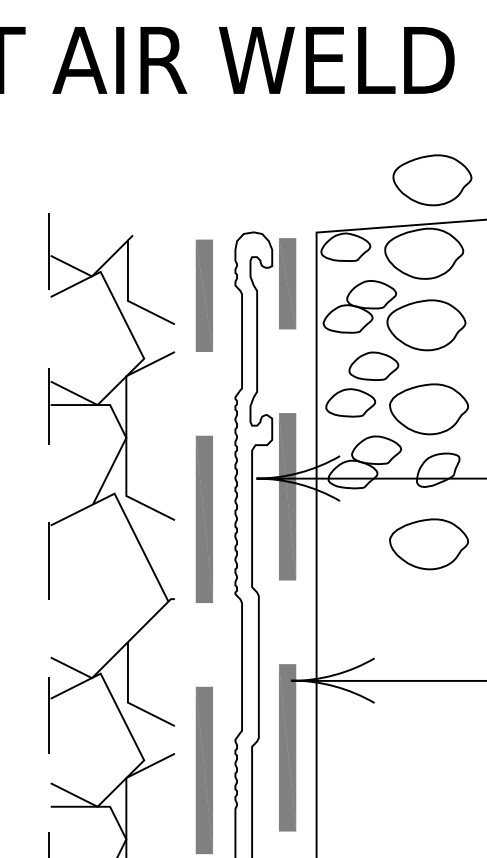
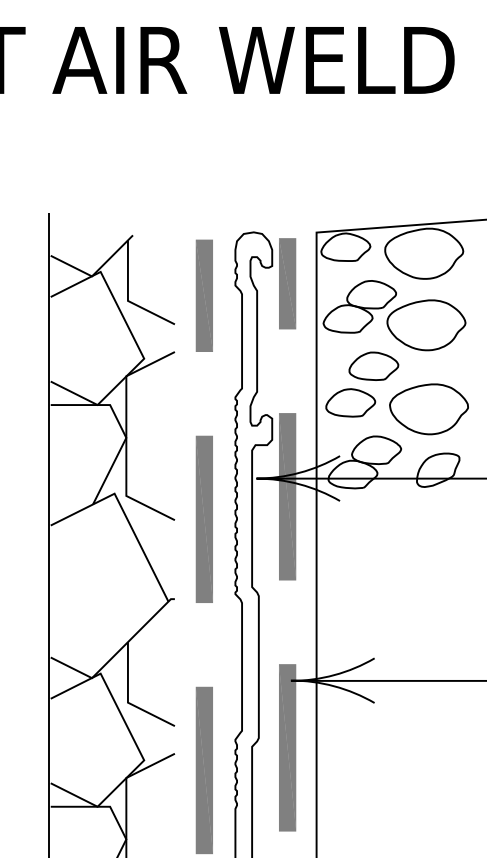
part: present -> none (432, 180)
line: dashed -> solid (48, 535)
part: present -> none (428, 544)
